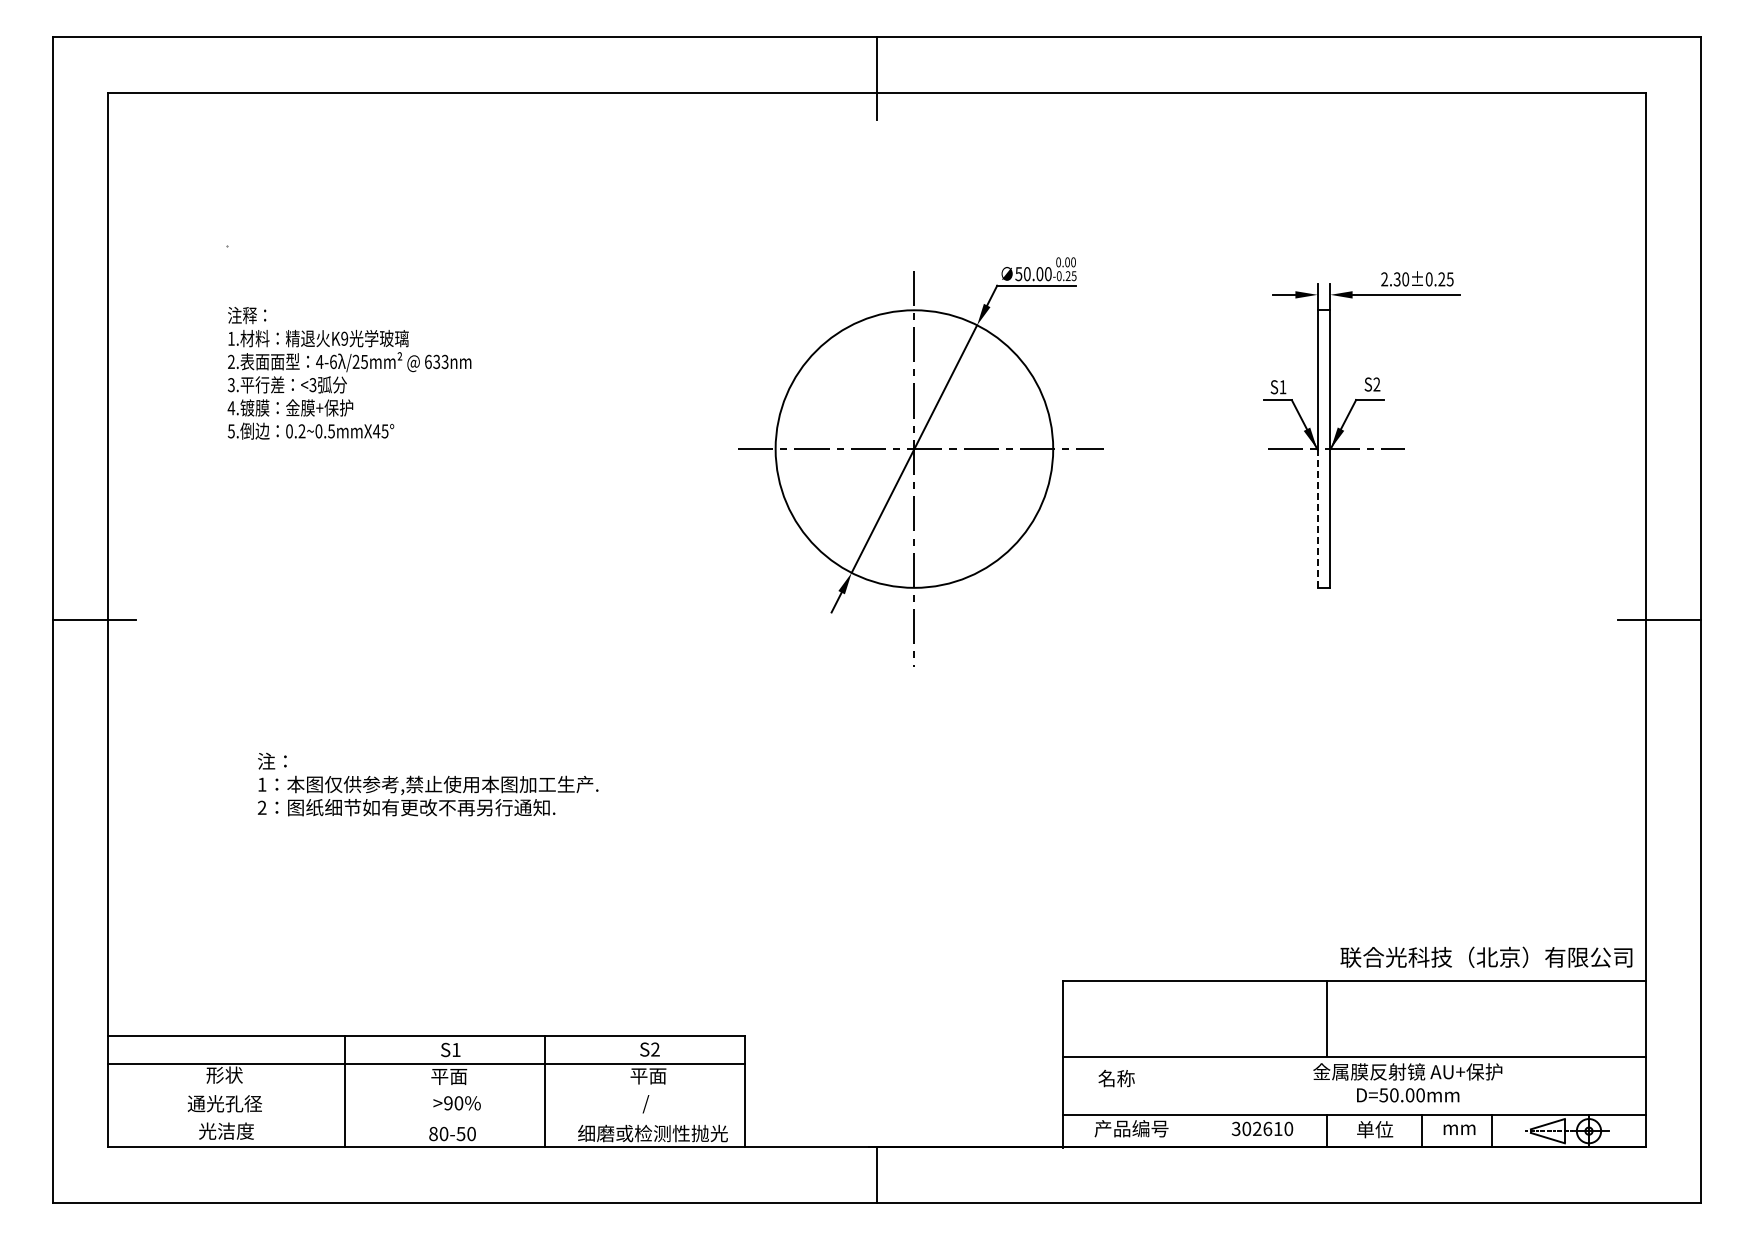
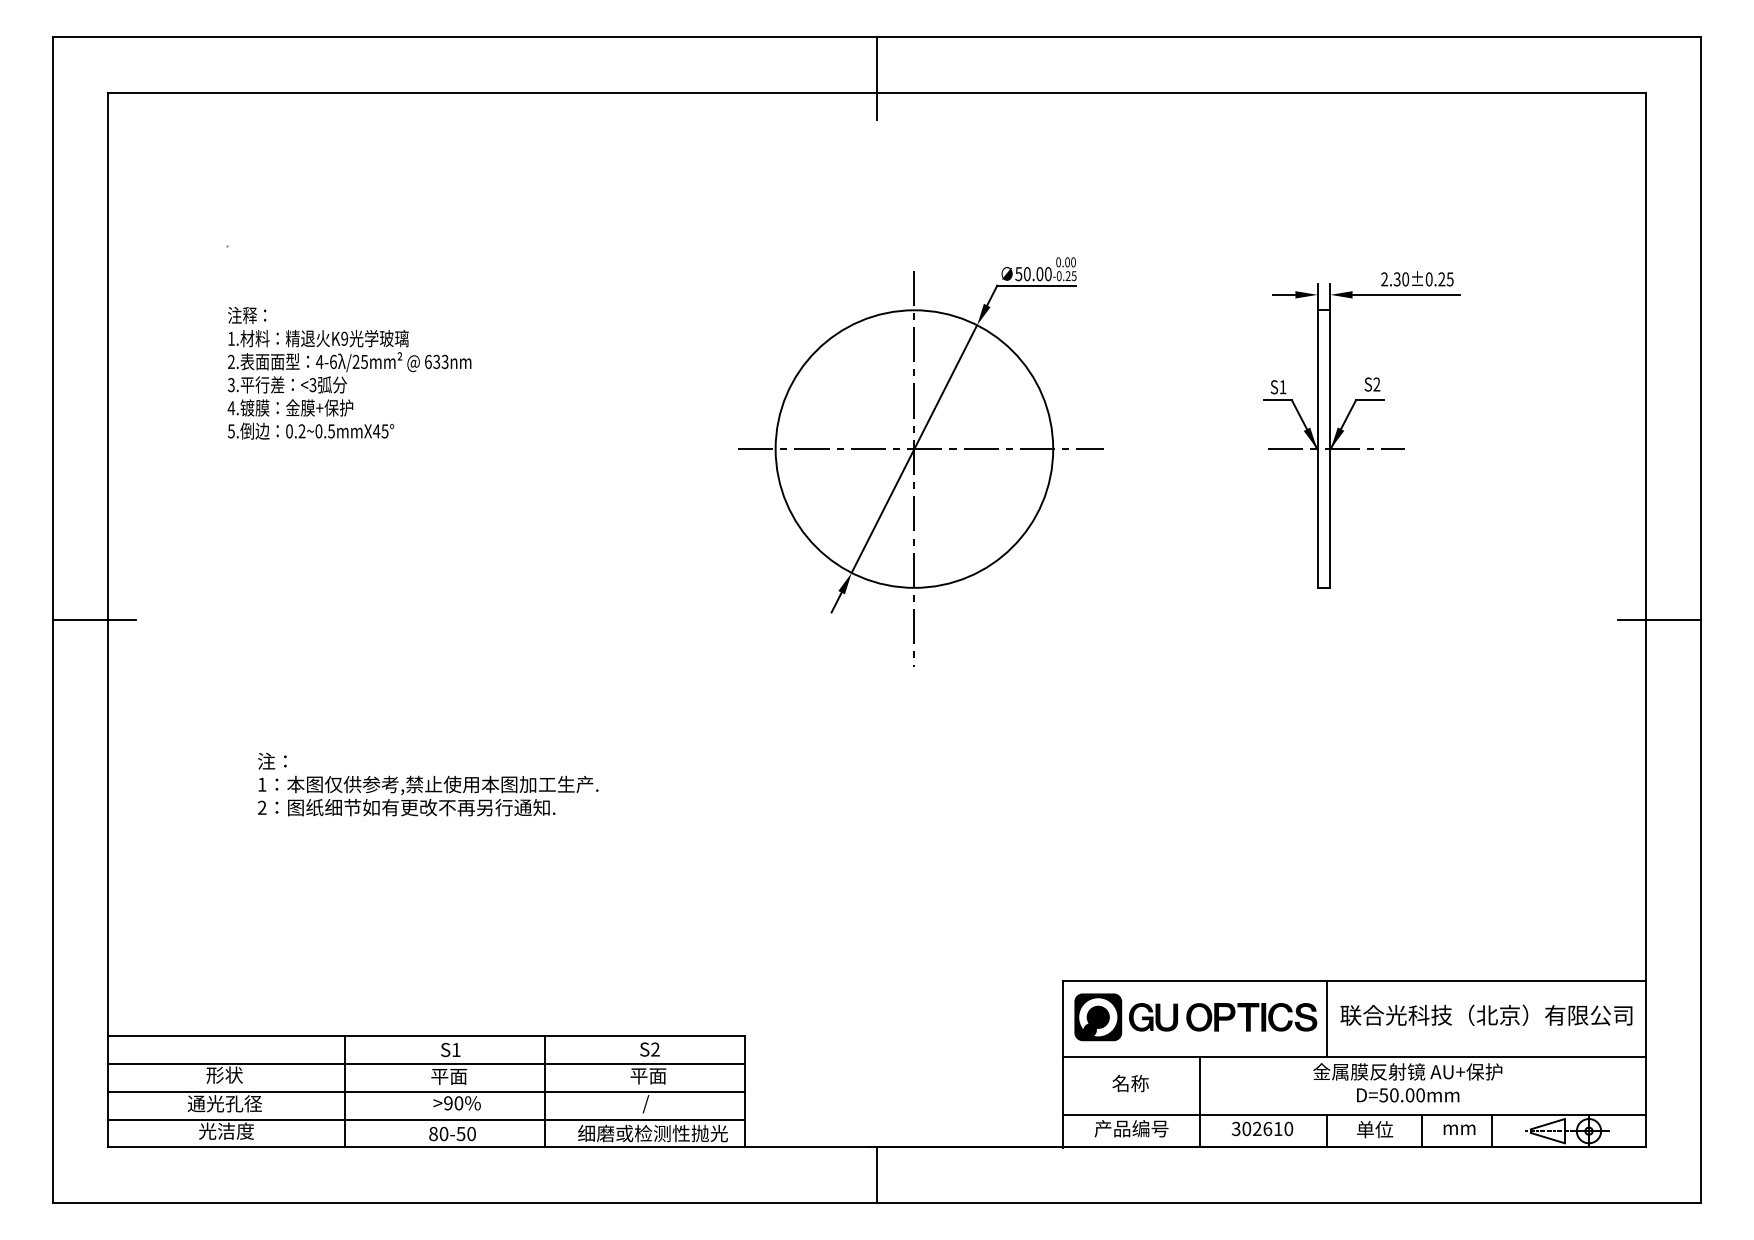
line: dashed -> solid (1317, 517)
text position: (1486, 956) -> (1486, 1014) (1486, 1014)
part: none -> present (1195, 1017)
text position: (1116, 1078) -> (1130, 1083) (1130, 1083)
line: none -> present (426, 1091)
line: none -> present (1200, 1101)
line: none -> present (426, 1119)
